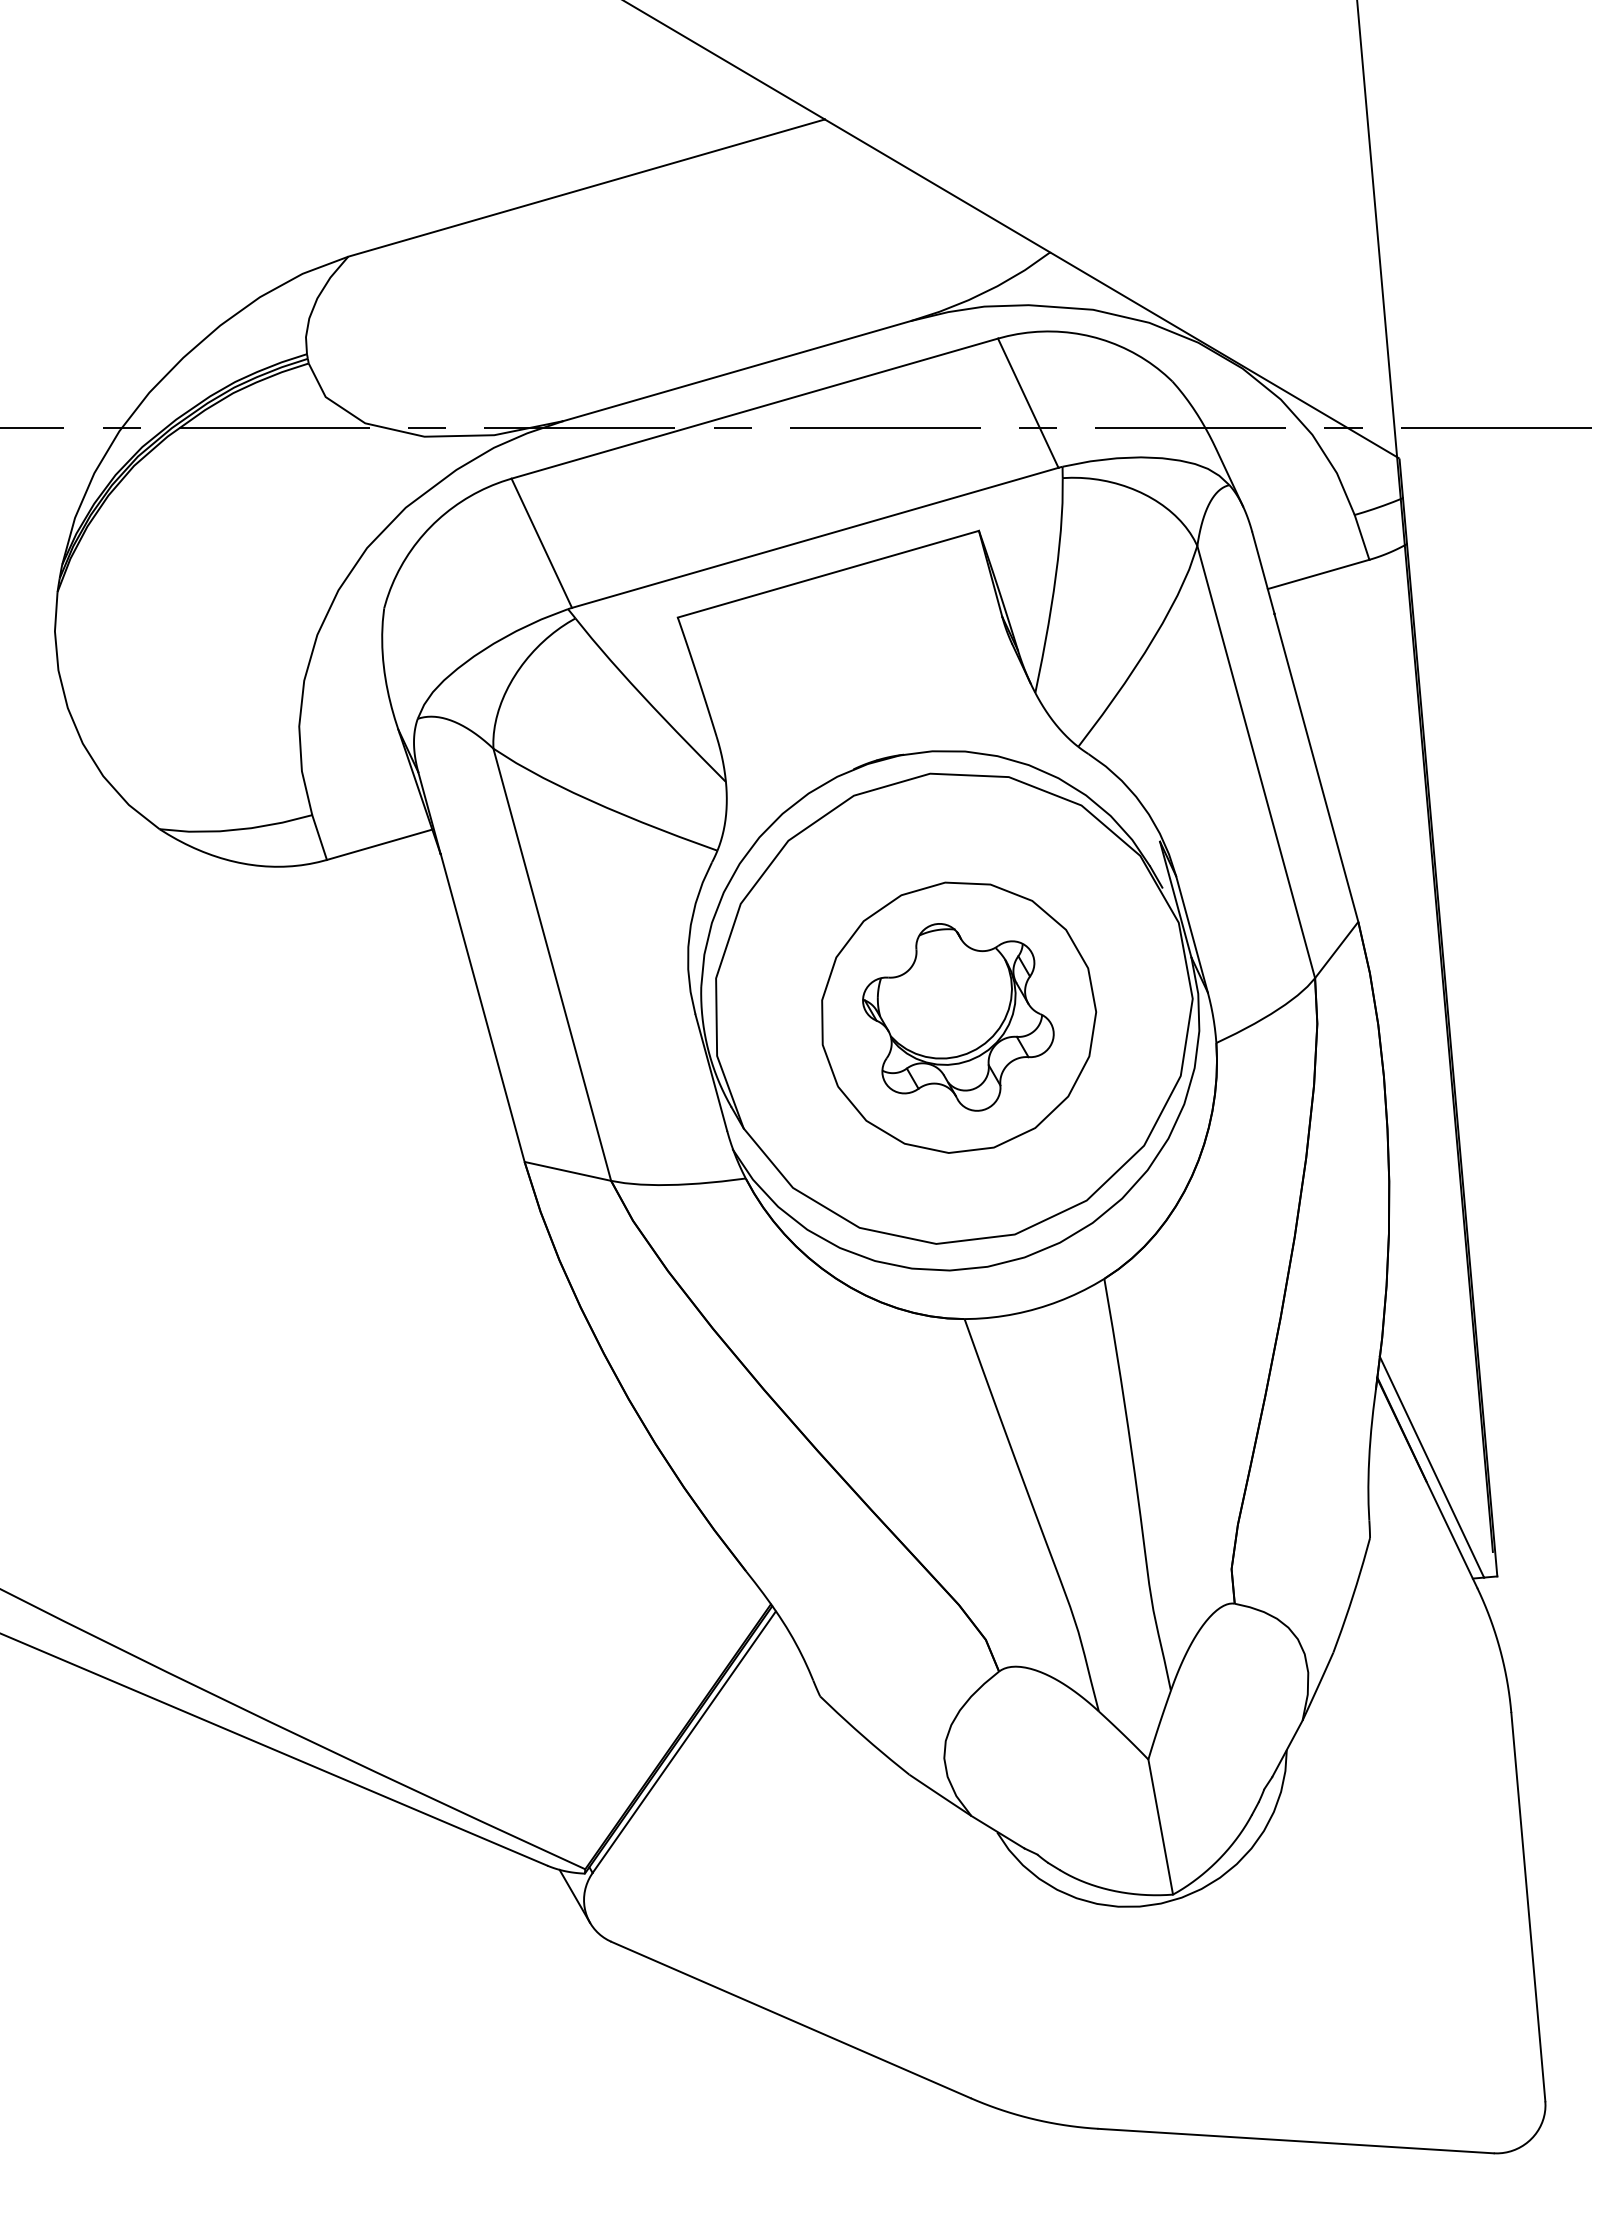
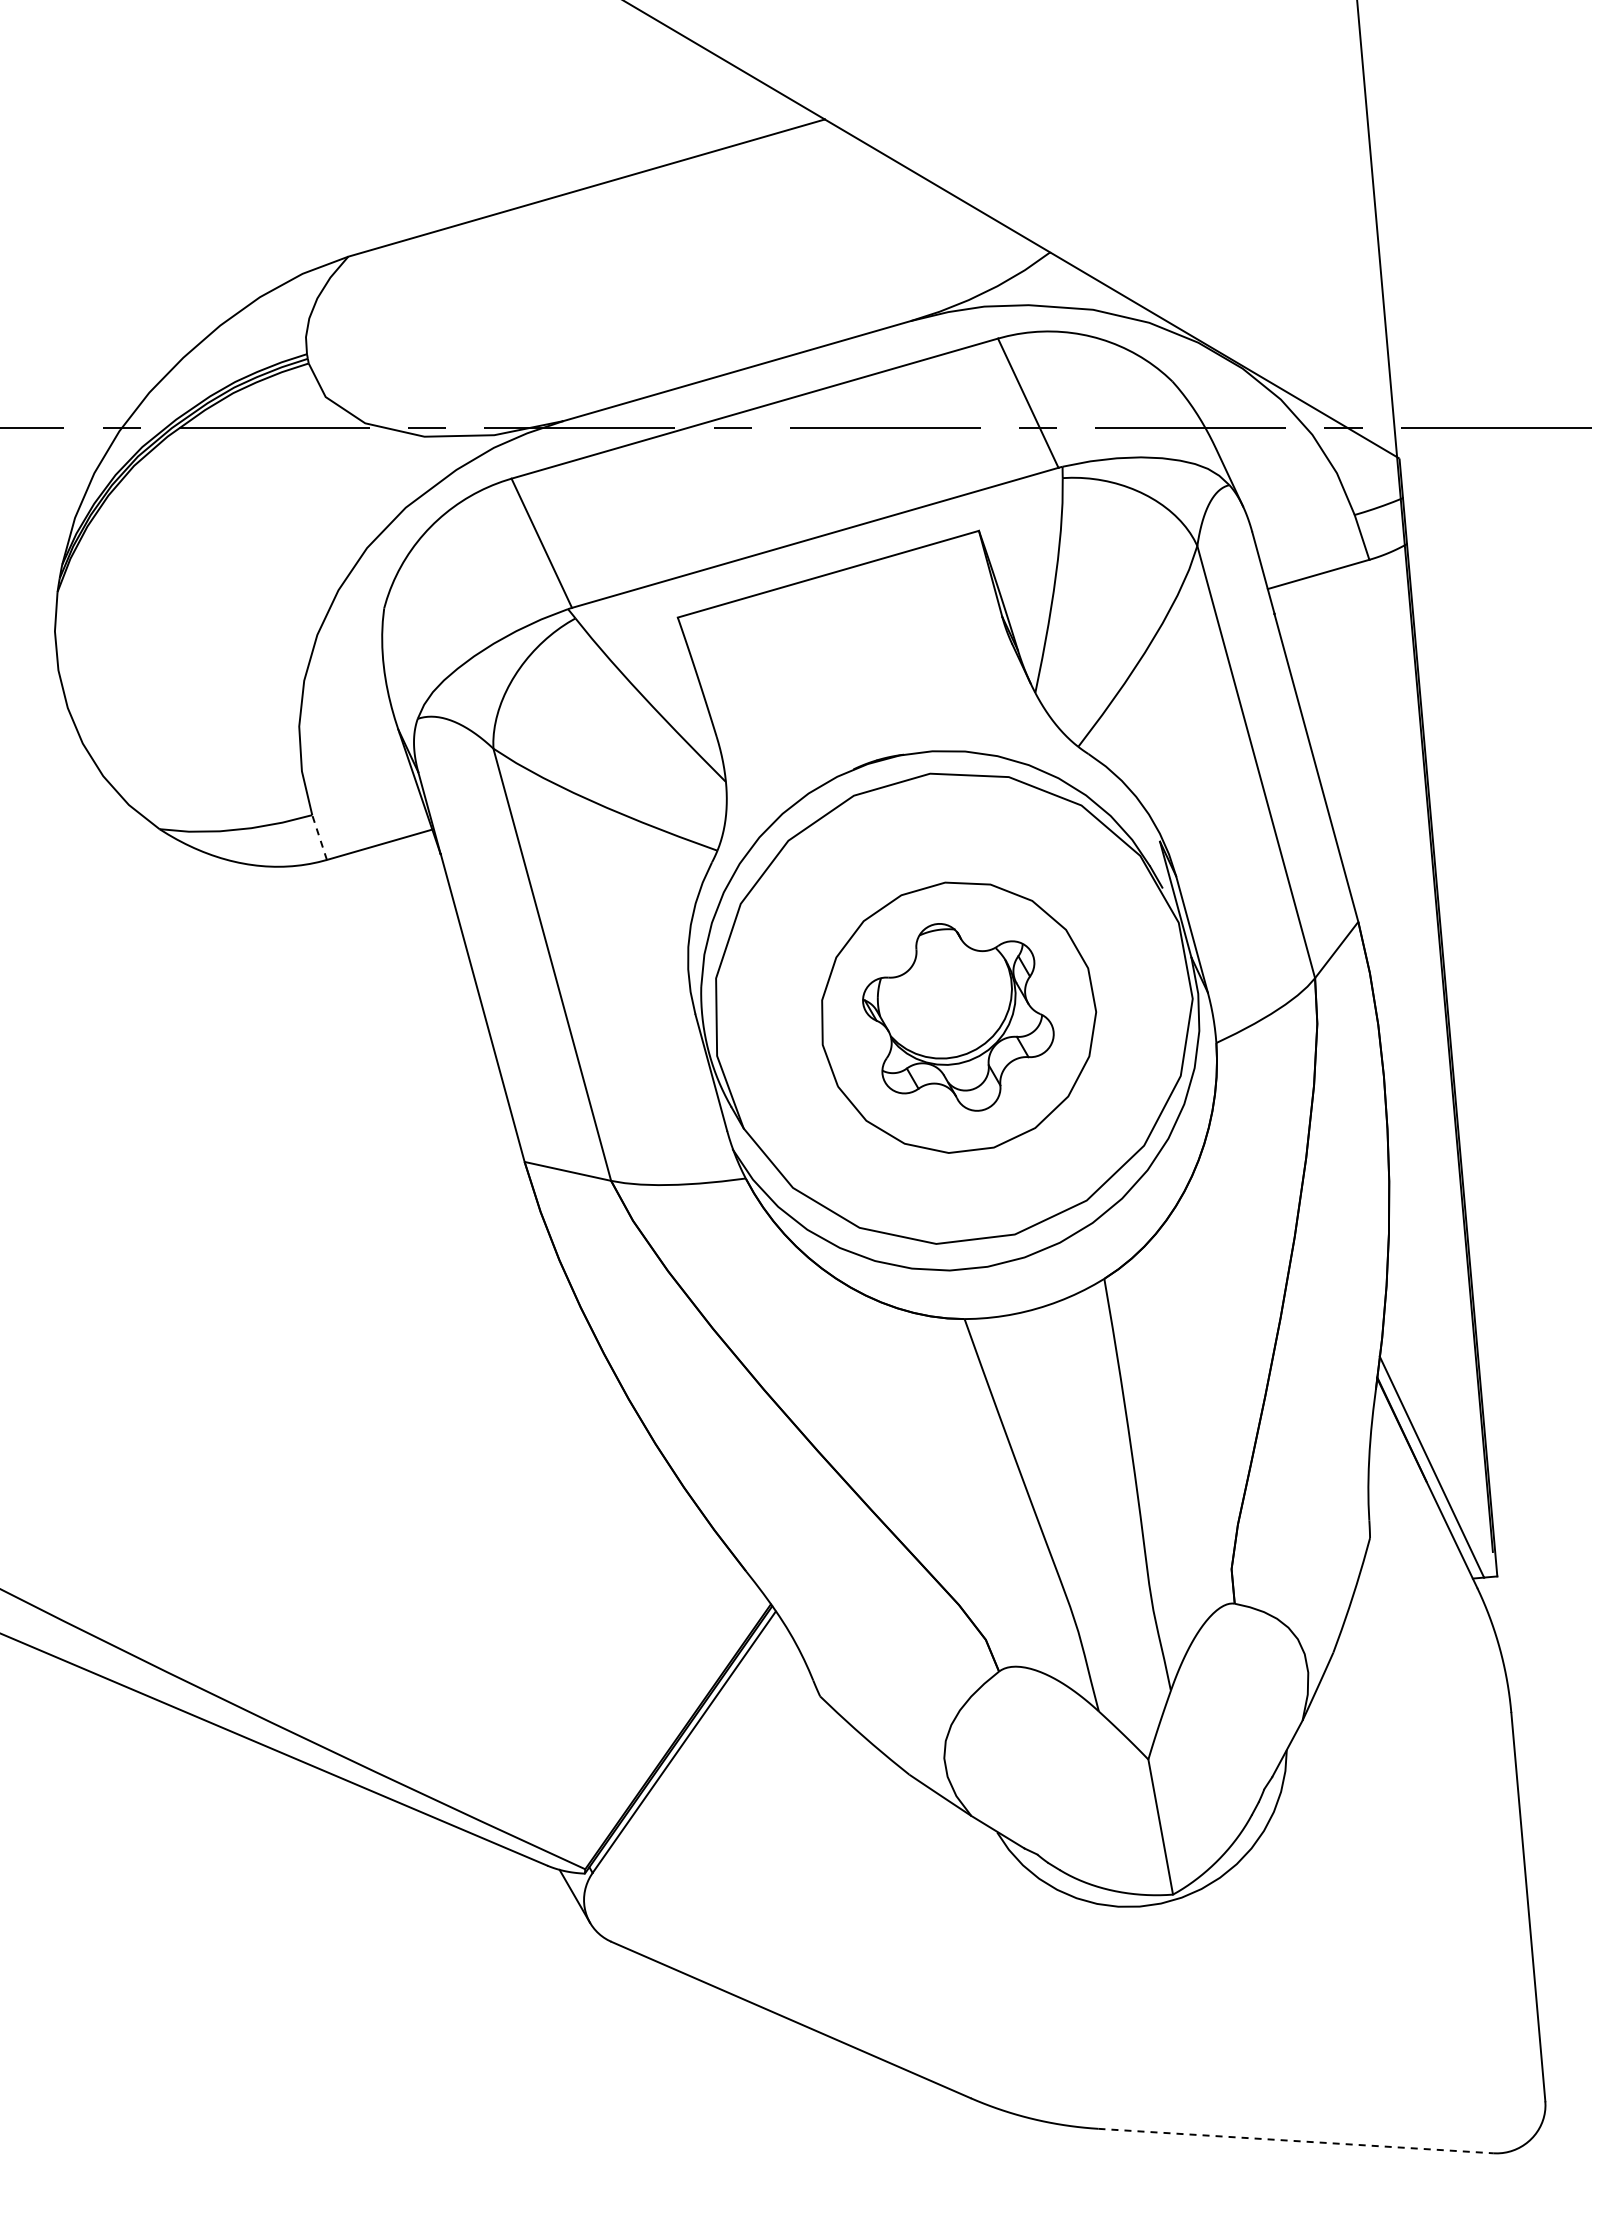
line: solid -> dashed (319, 837)
line: solid -> dashed (1296, 2141)
